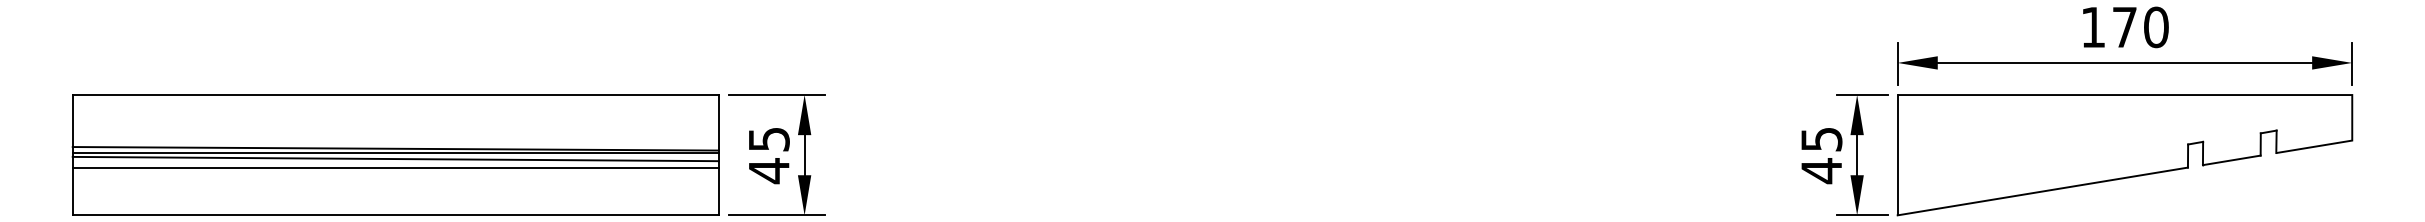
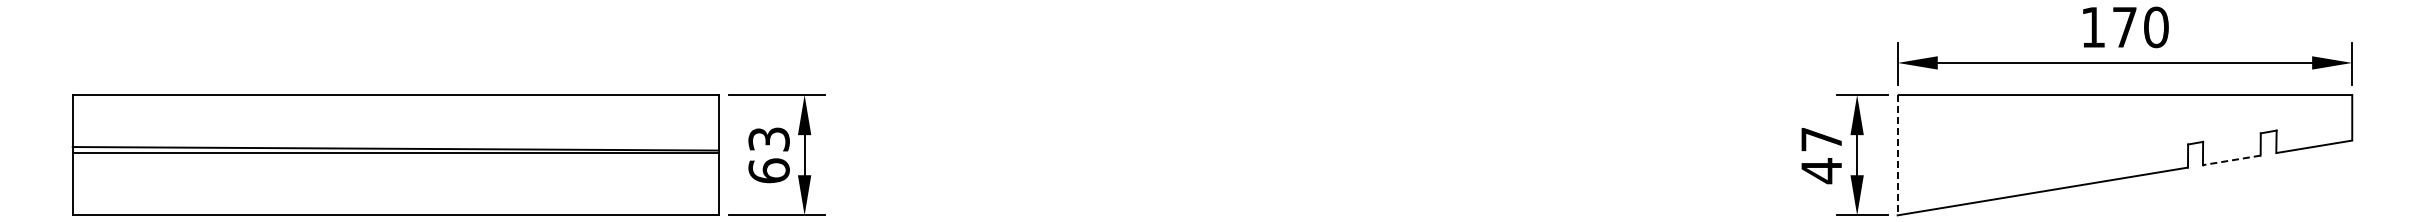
text: 45 -> 47 (1821, 139)
text: 45 -> 63 (768, 155)
line: solid -> dashed (1897, 155)
line: present -> none (395, 158)
line: solid -> dashed (2231, 160)
line: present -> none (395, 167)
